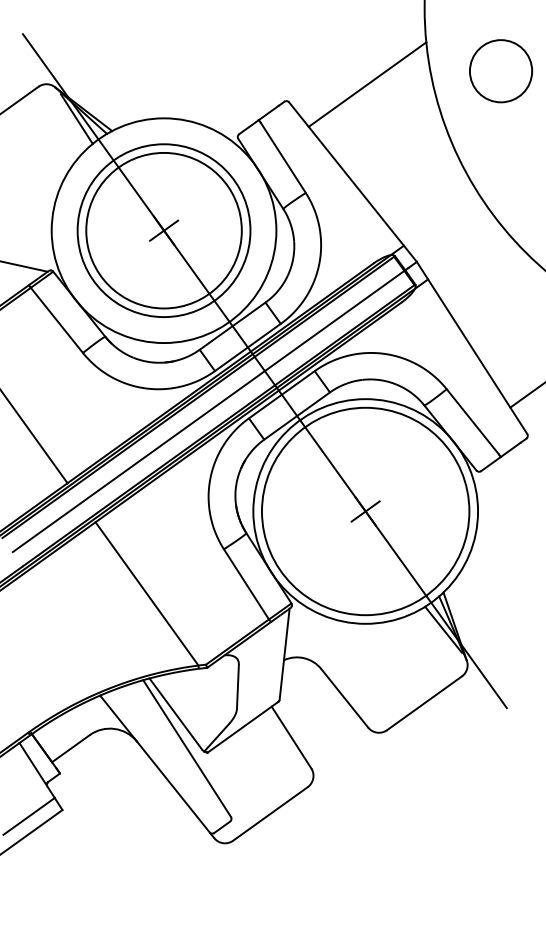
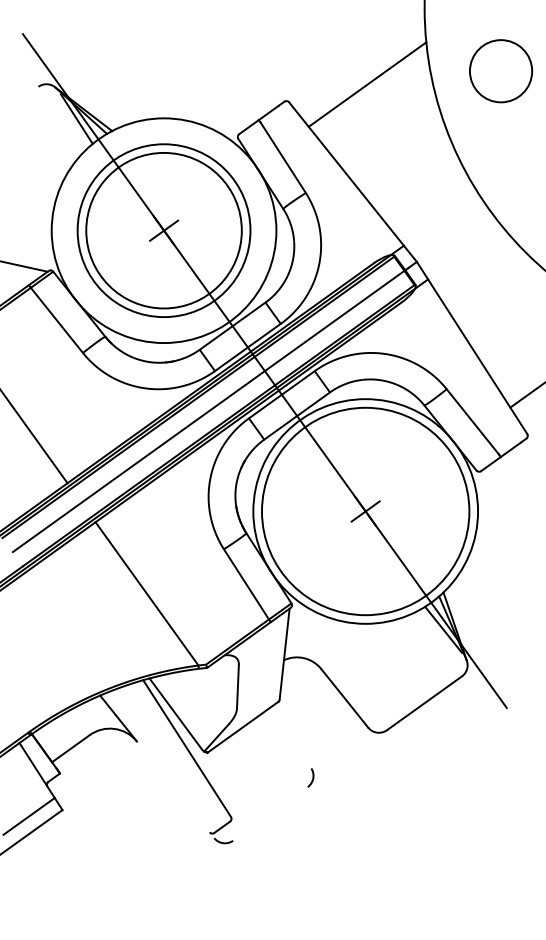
line: present -> none (20, 99)
line: present -> none (291, 737)
line: present -> none (175, 789)
line: present -> none (270, 813)
